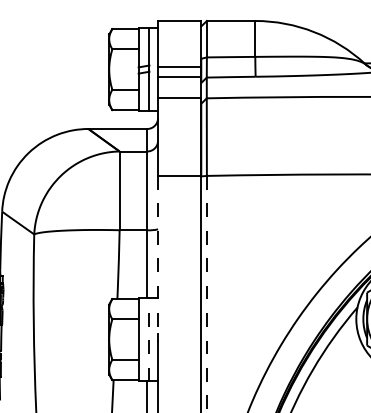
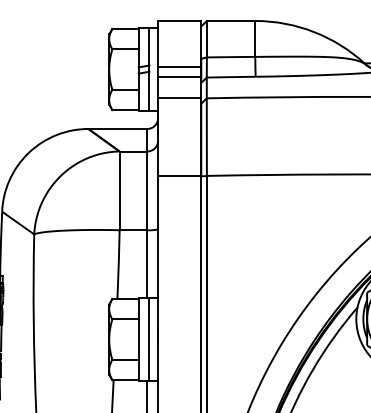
line: dashed -> solid (158, 254)
line: dashed -> solid (206, 294)
line: dashed -> solid (149, 339)
